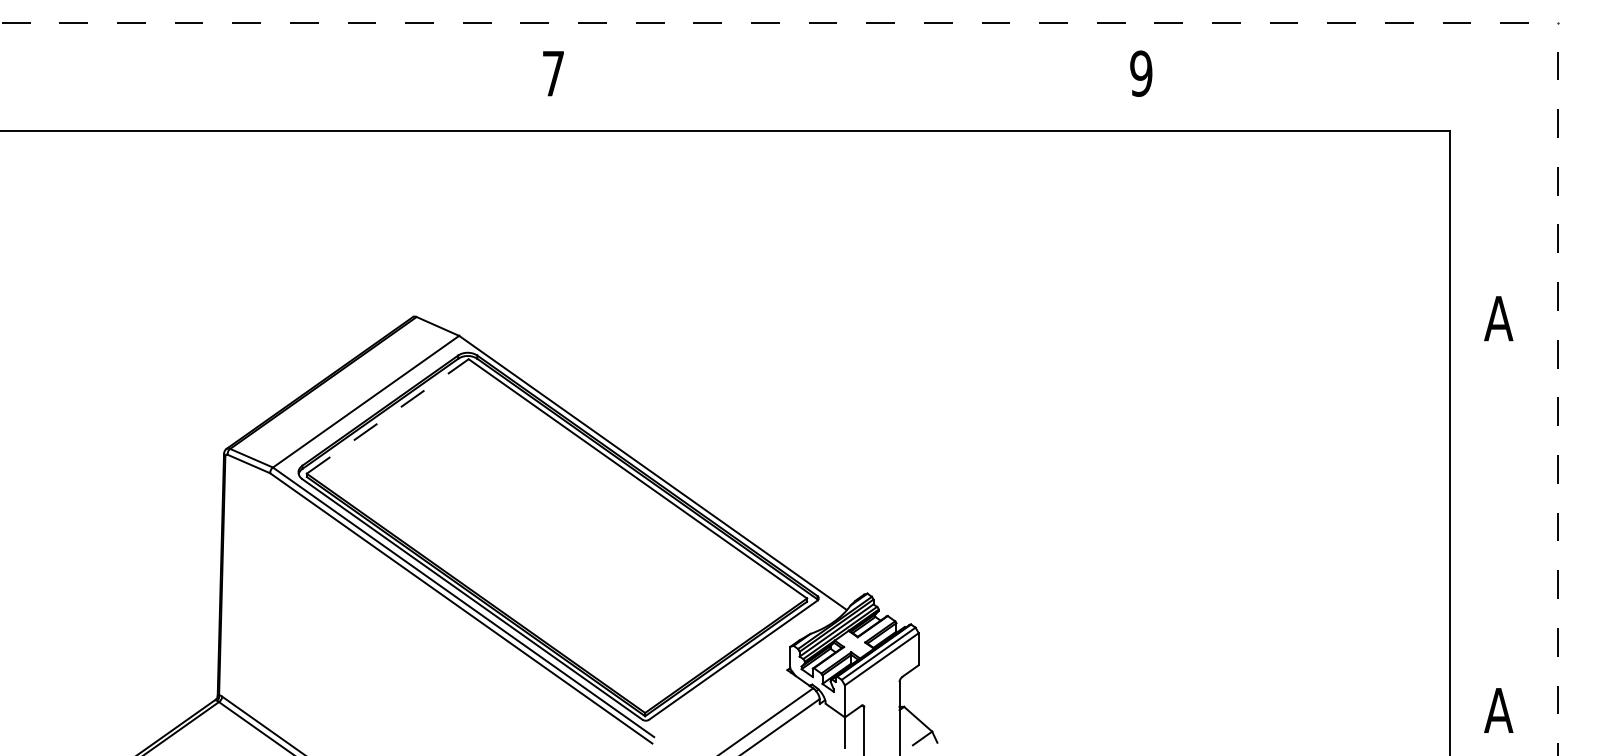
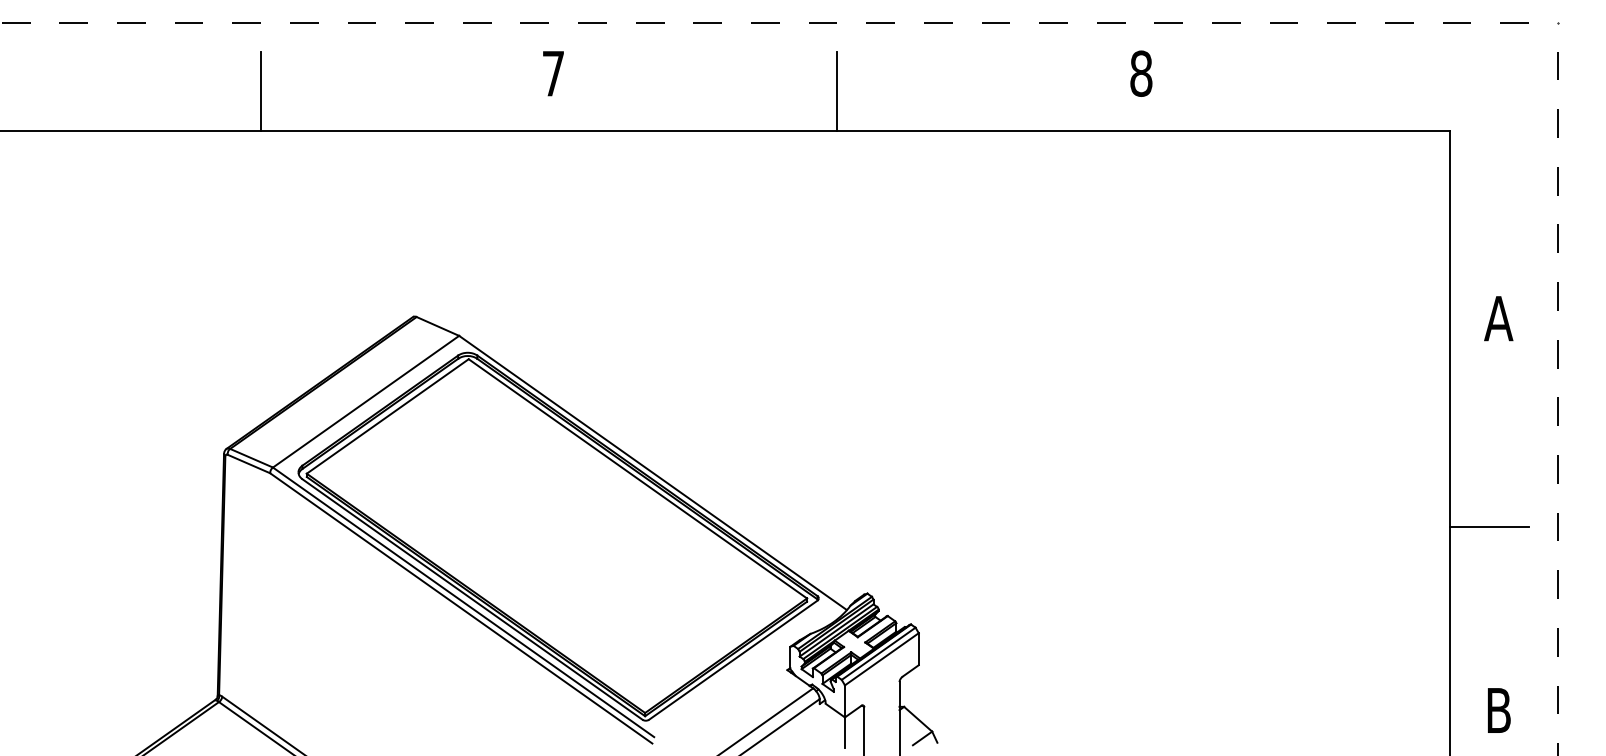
text: 9 -> 8 (1141, 73)
line: none -> present (261, 90)
line: none -> present (837, 90)
line: dashed -> solid (388, 416)
line: none -> present (1489, 527)
text: A -> B (1498, 710)
